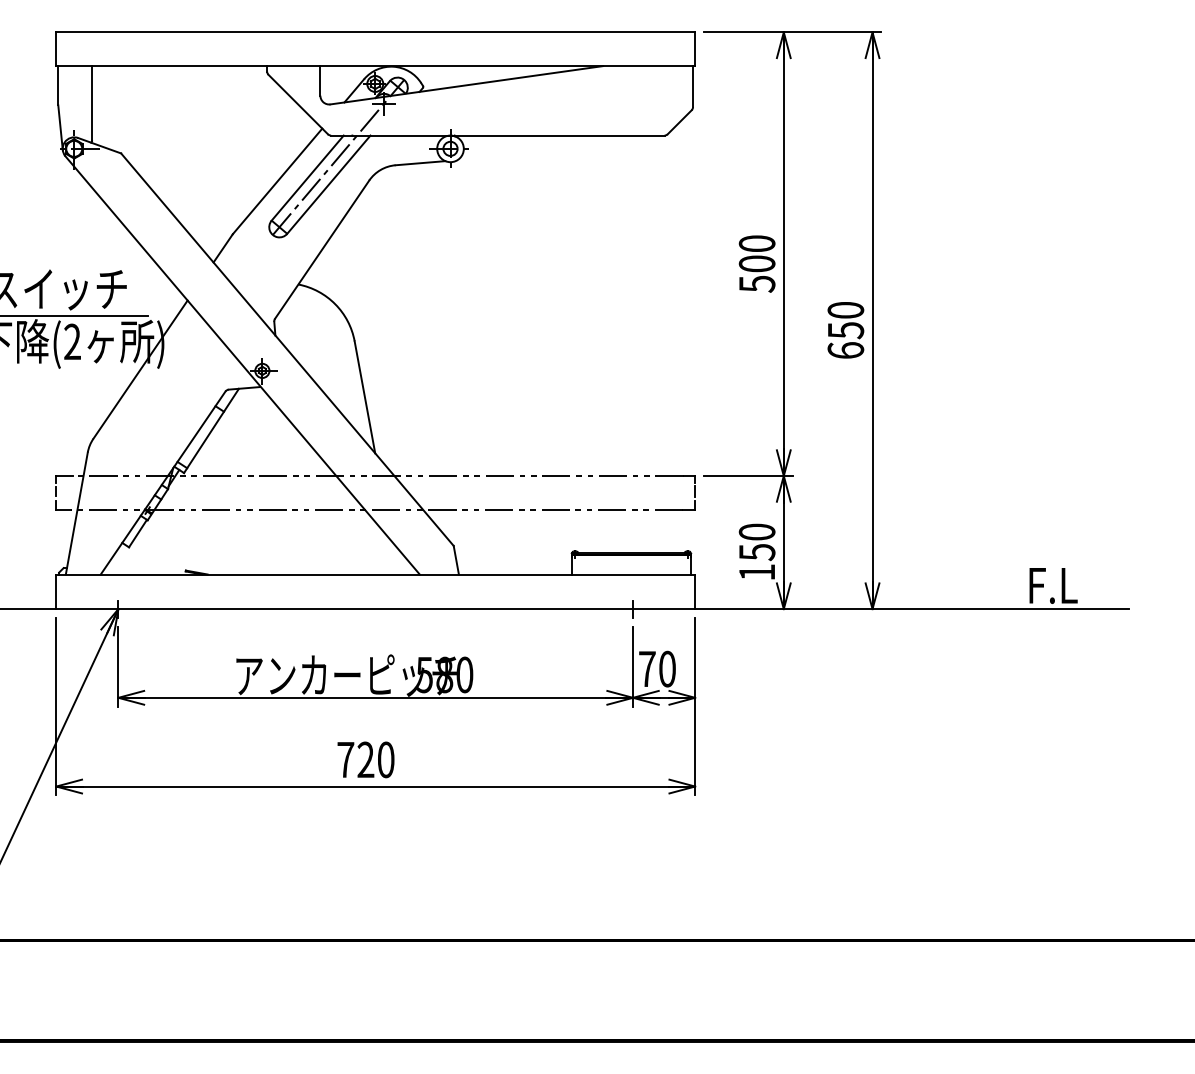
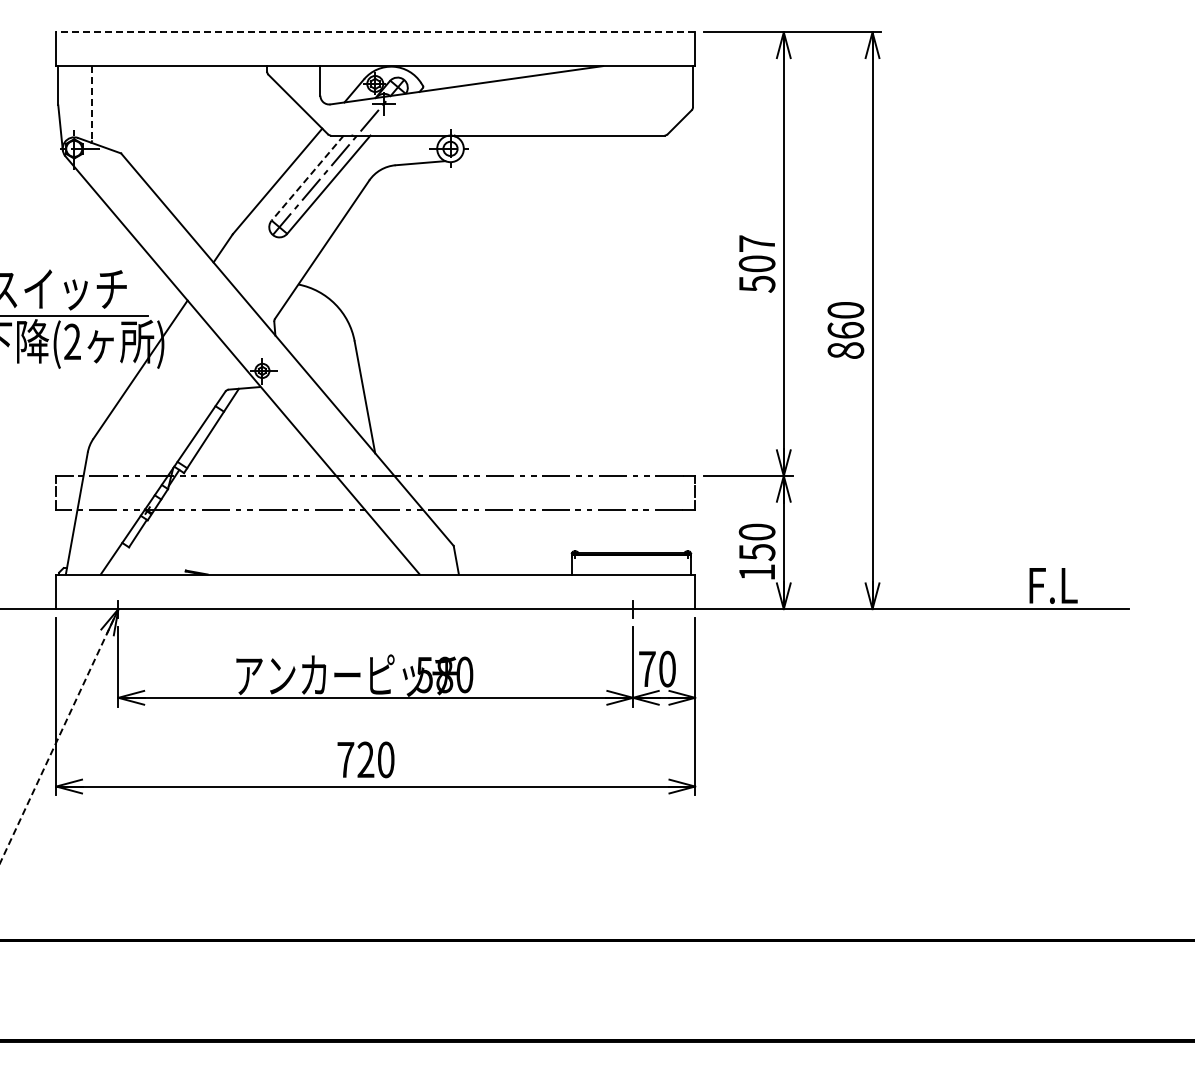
line: solid -> dashed (375, 32)
line: solid -> dashed (92, 103)
line: solid -> dashed (307, 178)
text: 500 -> 507 (756, 243)
text: 650 -> 860 (845, 340)
line: solid -> dashed (59, 735)
